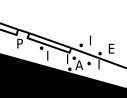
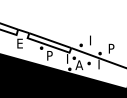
text: P -> E (20, 43)
text: E -> P (112, 48)
text: I -> P (50, 53)
